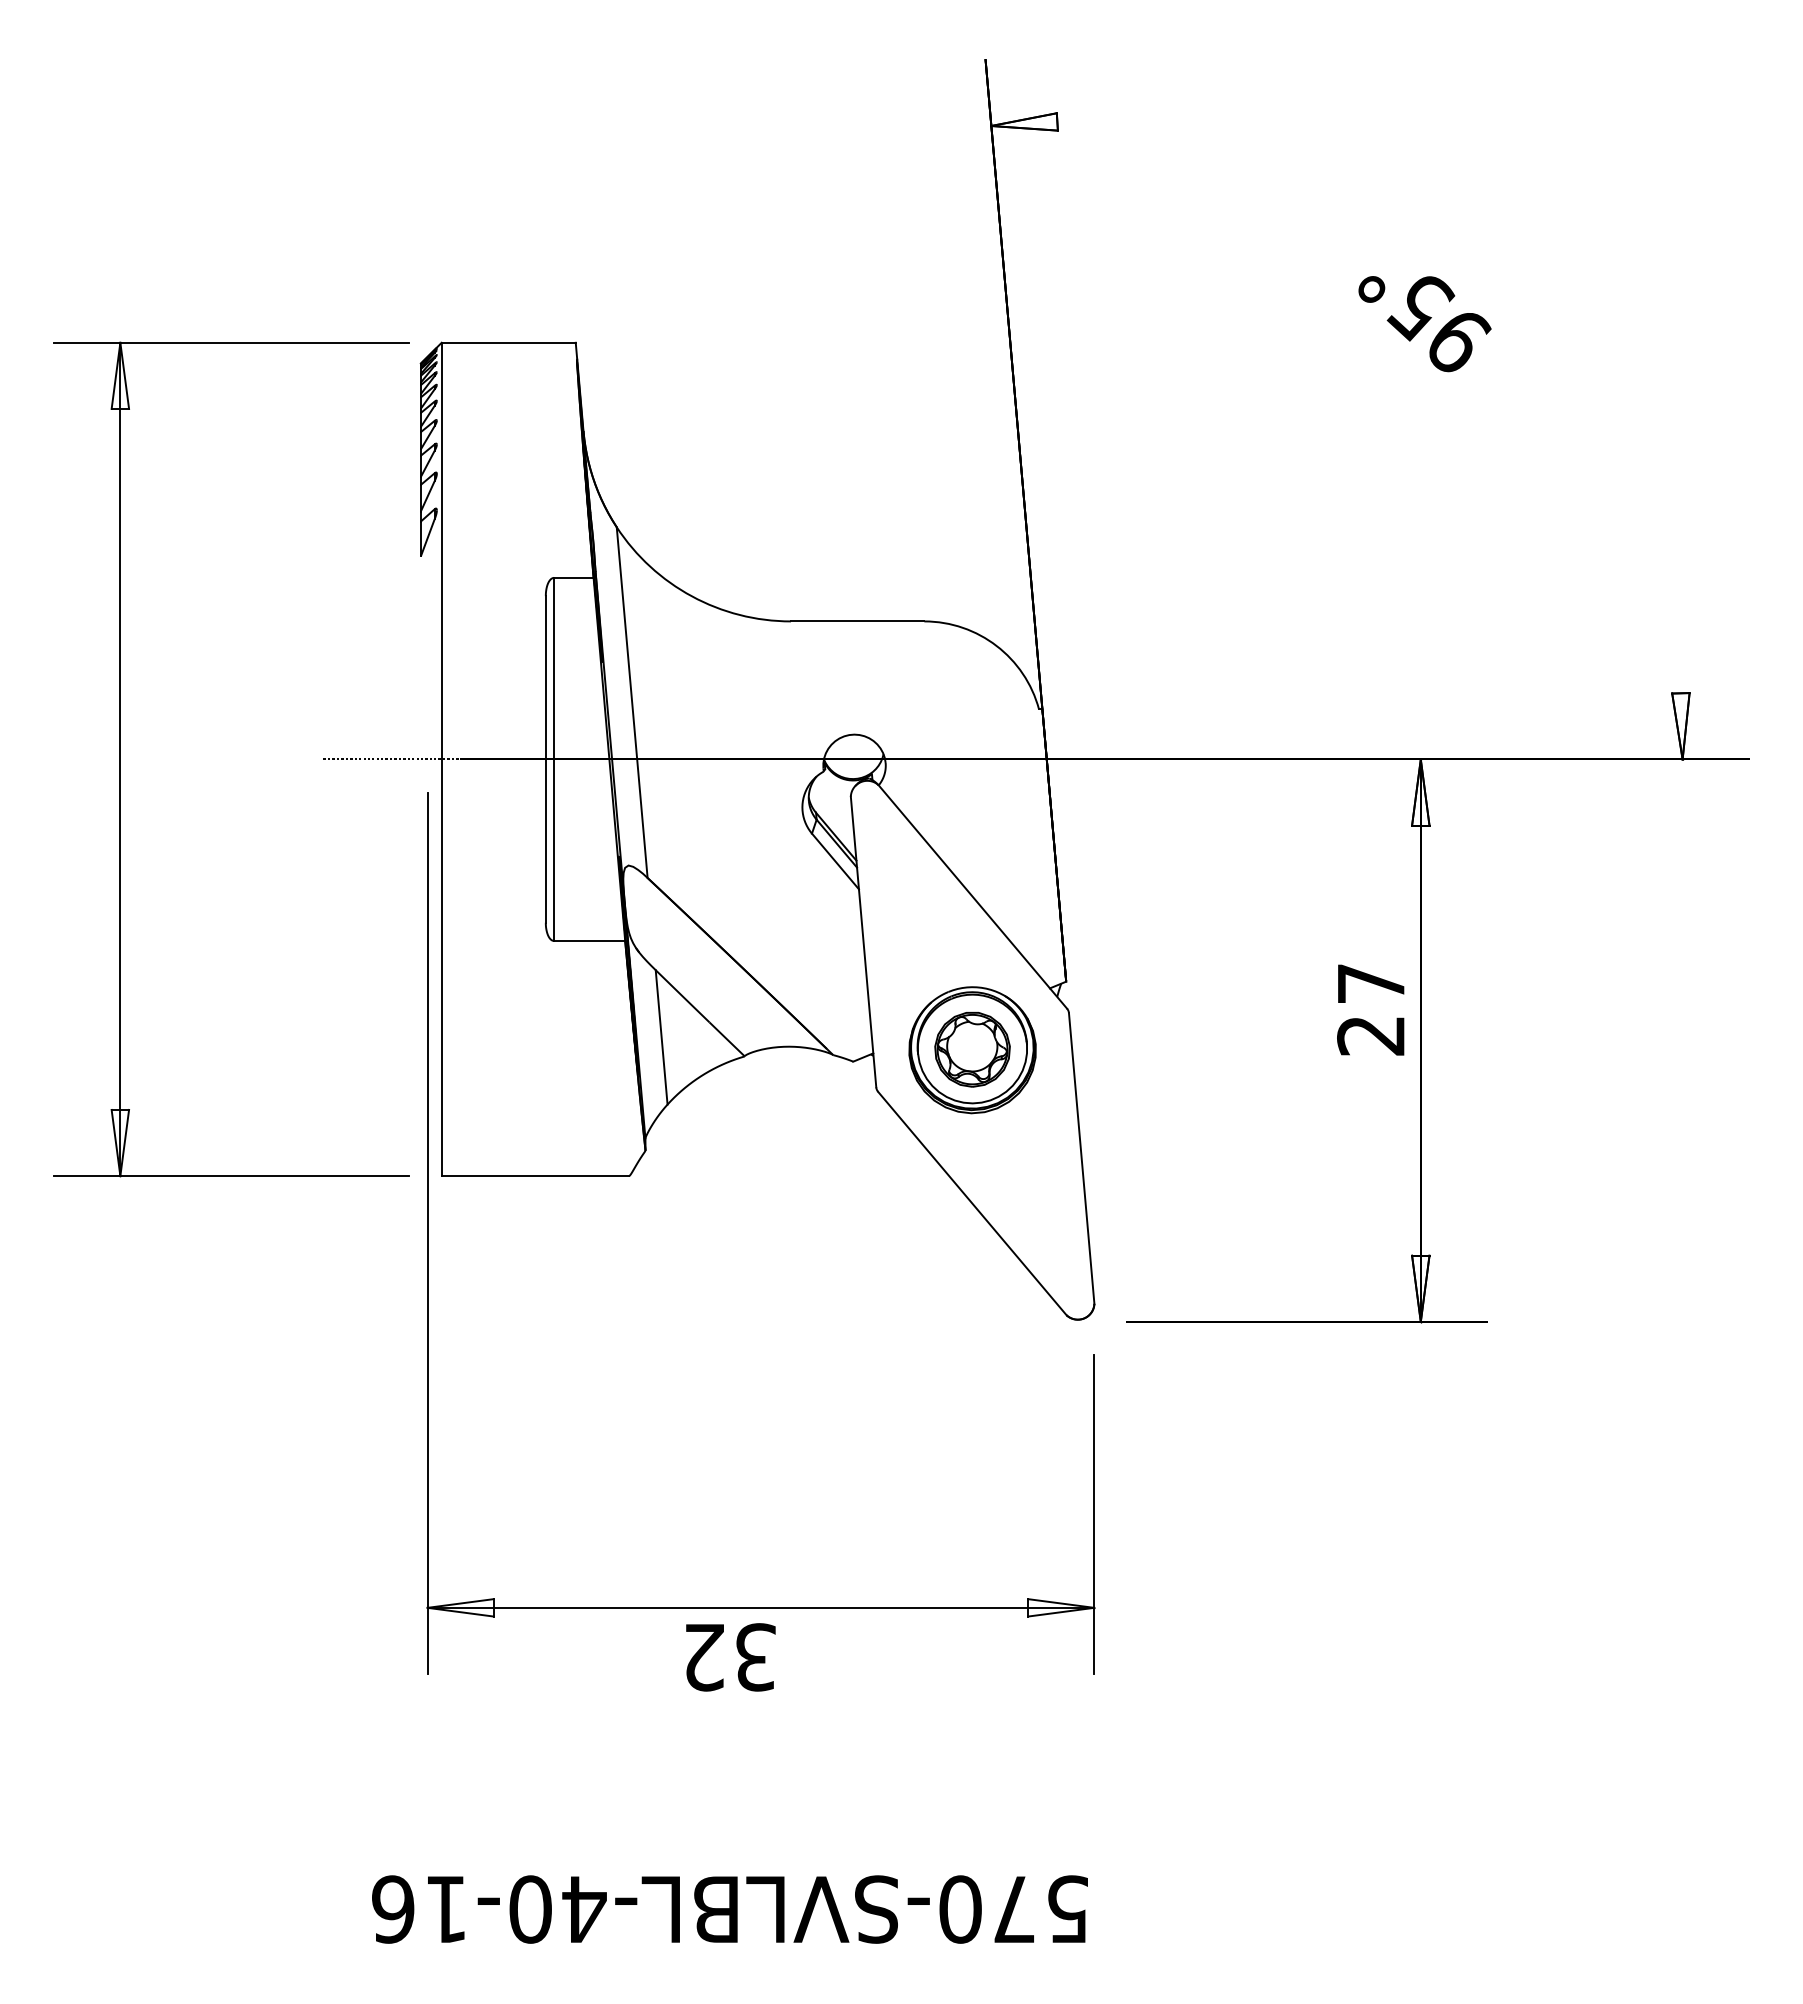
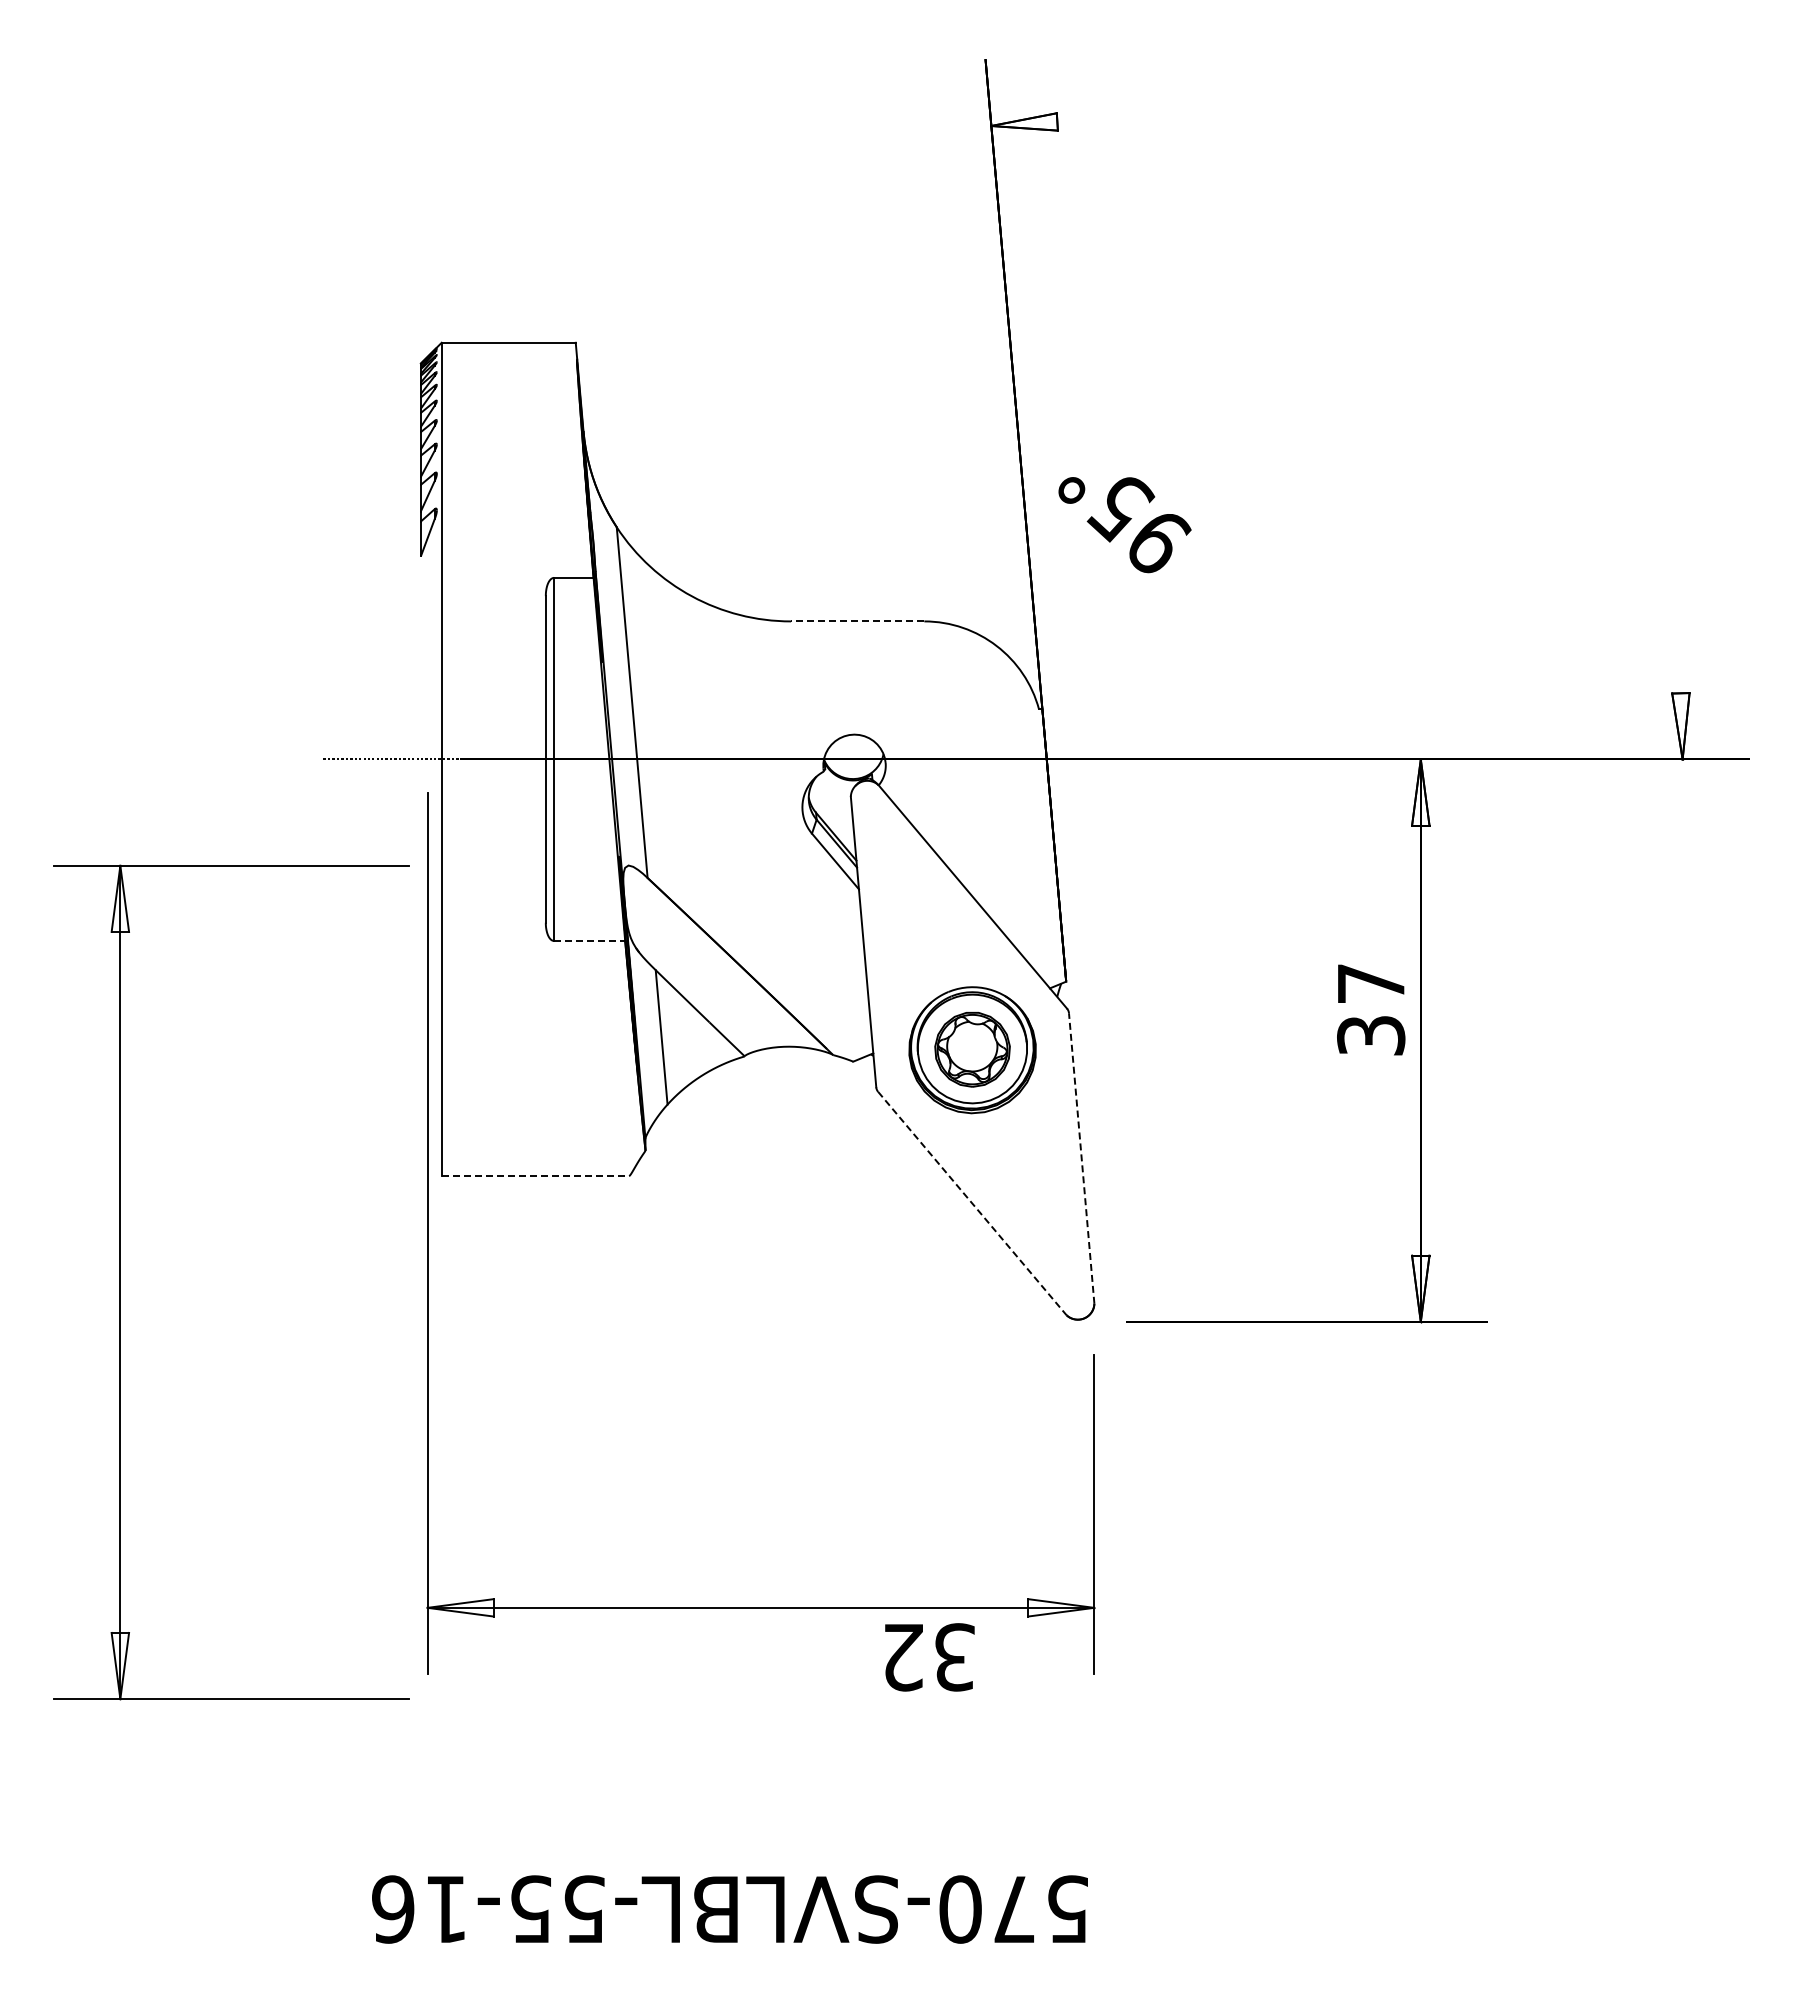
text position: (1424, 324) -> (1124, 525) (1124, 525)
line: solid -> dashed (857, 621)
part position: (120, 759) -> (120, 1282) (120, 1282)
line: solid -> dashed (589, 941)
text: 27 -> 37 (1371, 1035)
line: solid -> dashed (1081, 1158)
line: solid -> dashed (535, 1176)
line: solid -> dashed (972, 1203)
text position: (730, 1657) -> (929, 1657) (929, 1657)
text: 570-SVLBL-40-16 -> 570-SVLBL-55-16 (557, 1909)
